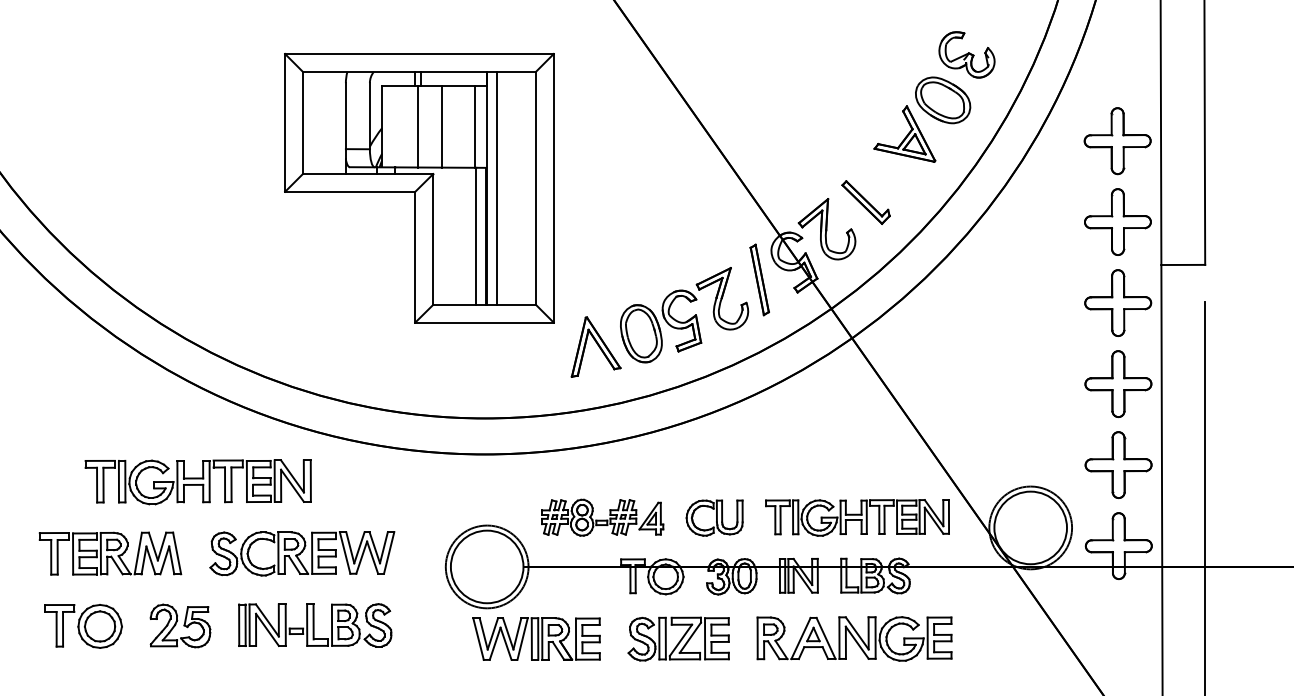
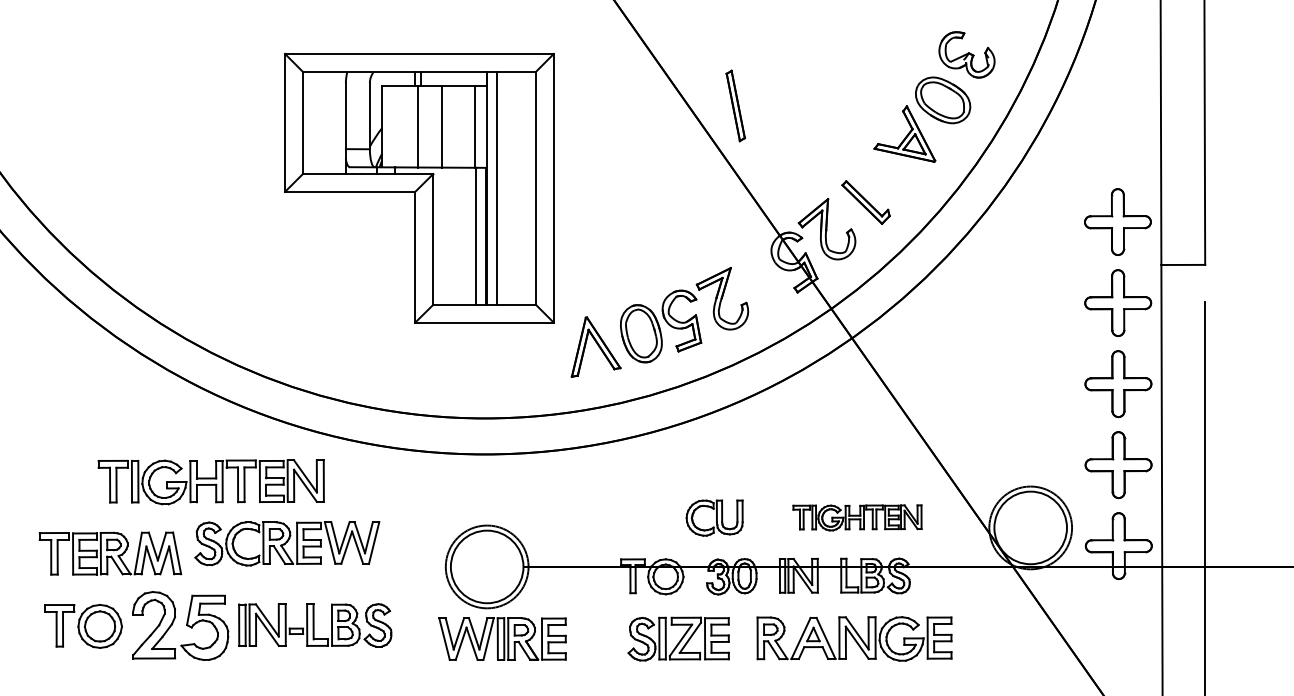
part: present -> none (1117, 141)
part position: (759, 279) -> (735, 105) (735, 105)
part position: (197, 482) -> (210, 482) (210, 482)
part: present -> none (602, 517)
part size: 185x38 px -> 131x28 px (857, 517)
part position: (302, 553) -> (287, 543) (287, 543)
part size: 63x46 px -> 98x70 px (180, 625)
part position: (536, 638) -> (502, 638) (502, 638)
